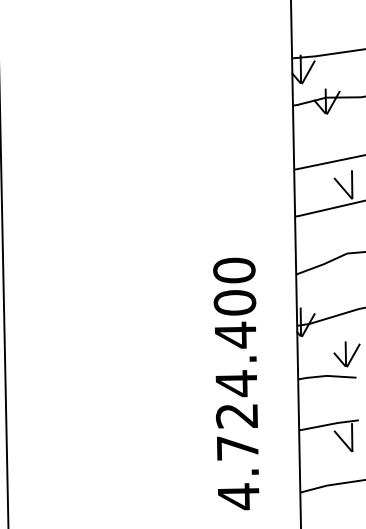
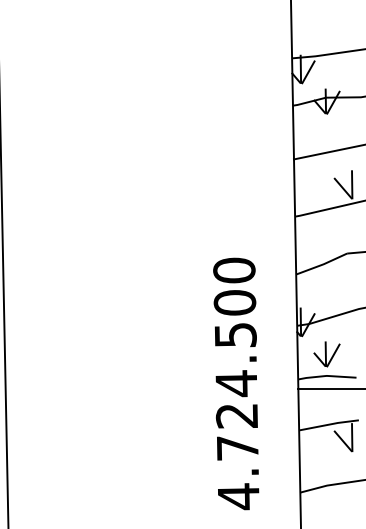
line position: (328, 162) -> (327, 152) (327, 152)
text: 4.724.400 -> 4.724.500 (235, 334)
part position: (346, 354) -> (326, 354) (326, 354)
line: none -> present (330, 389)
